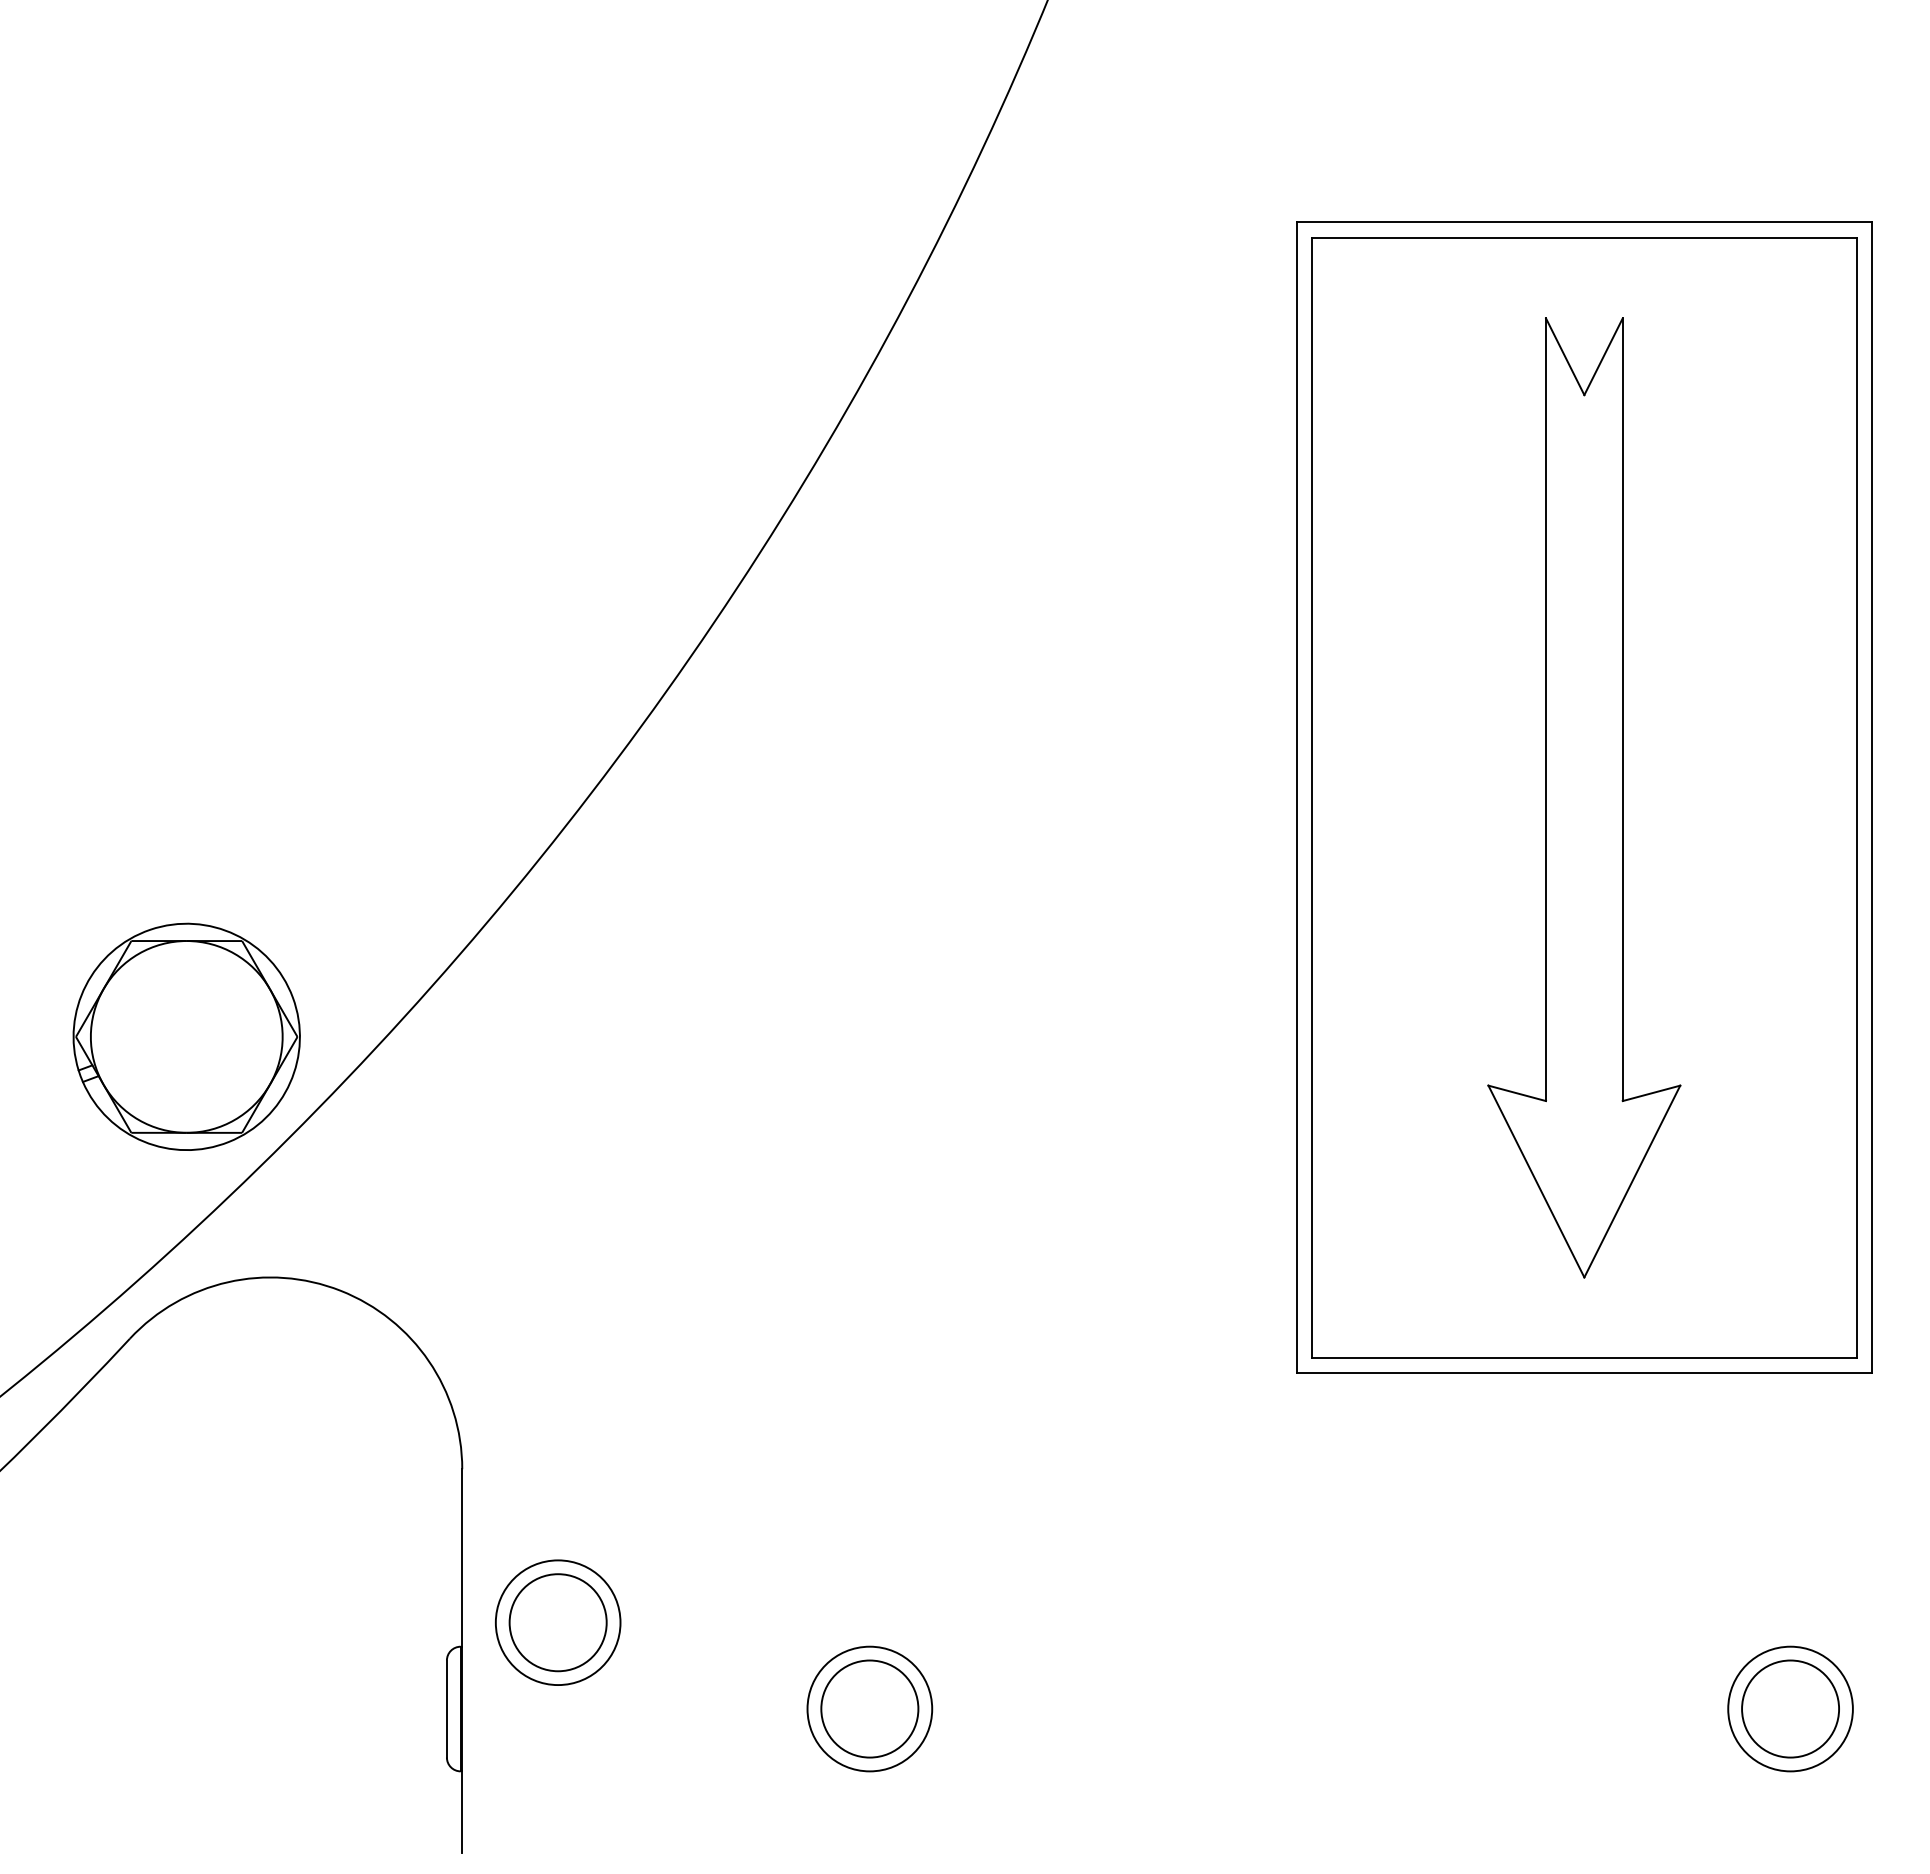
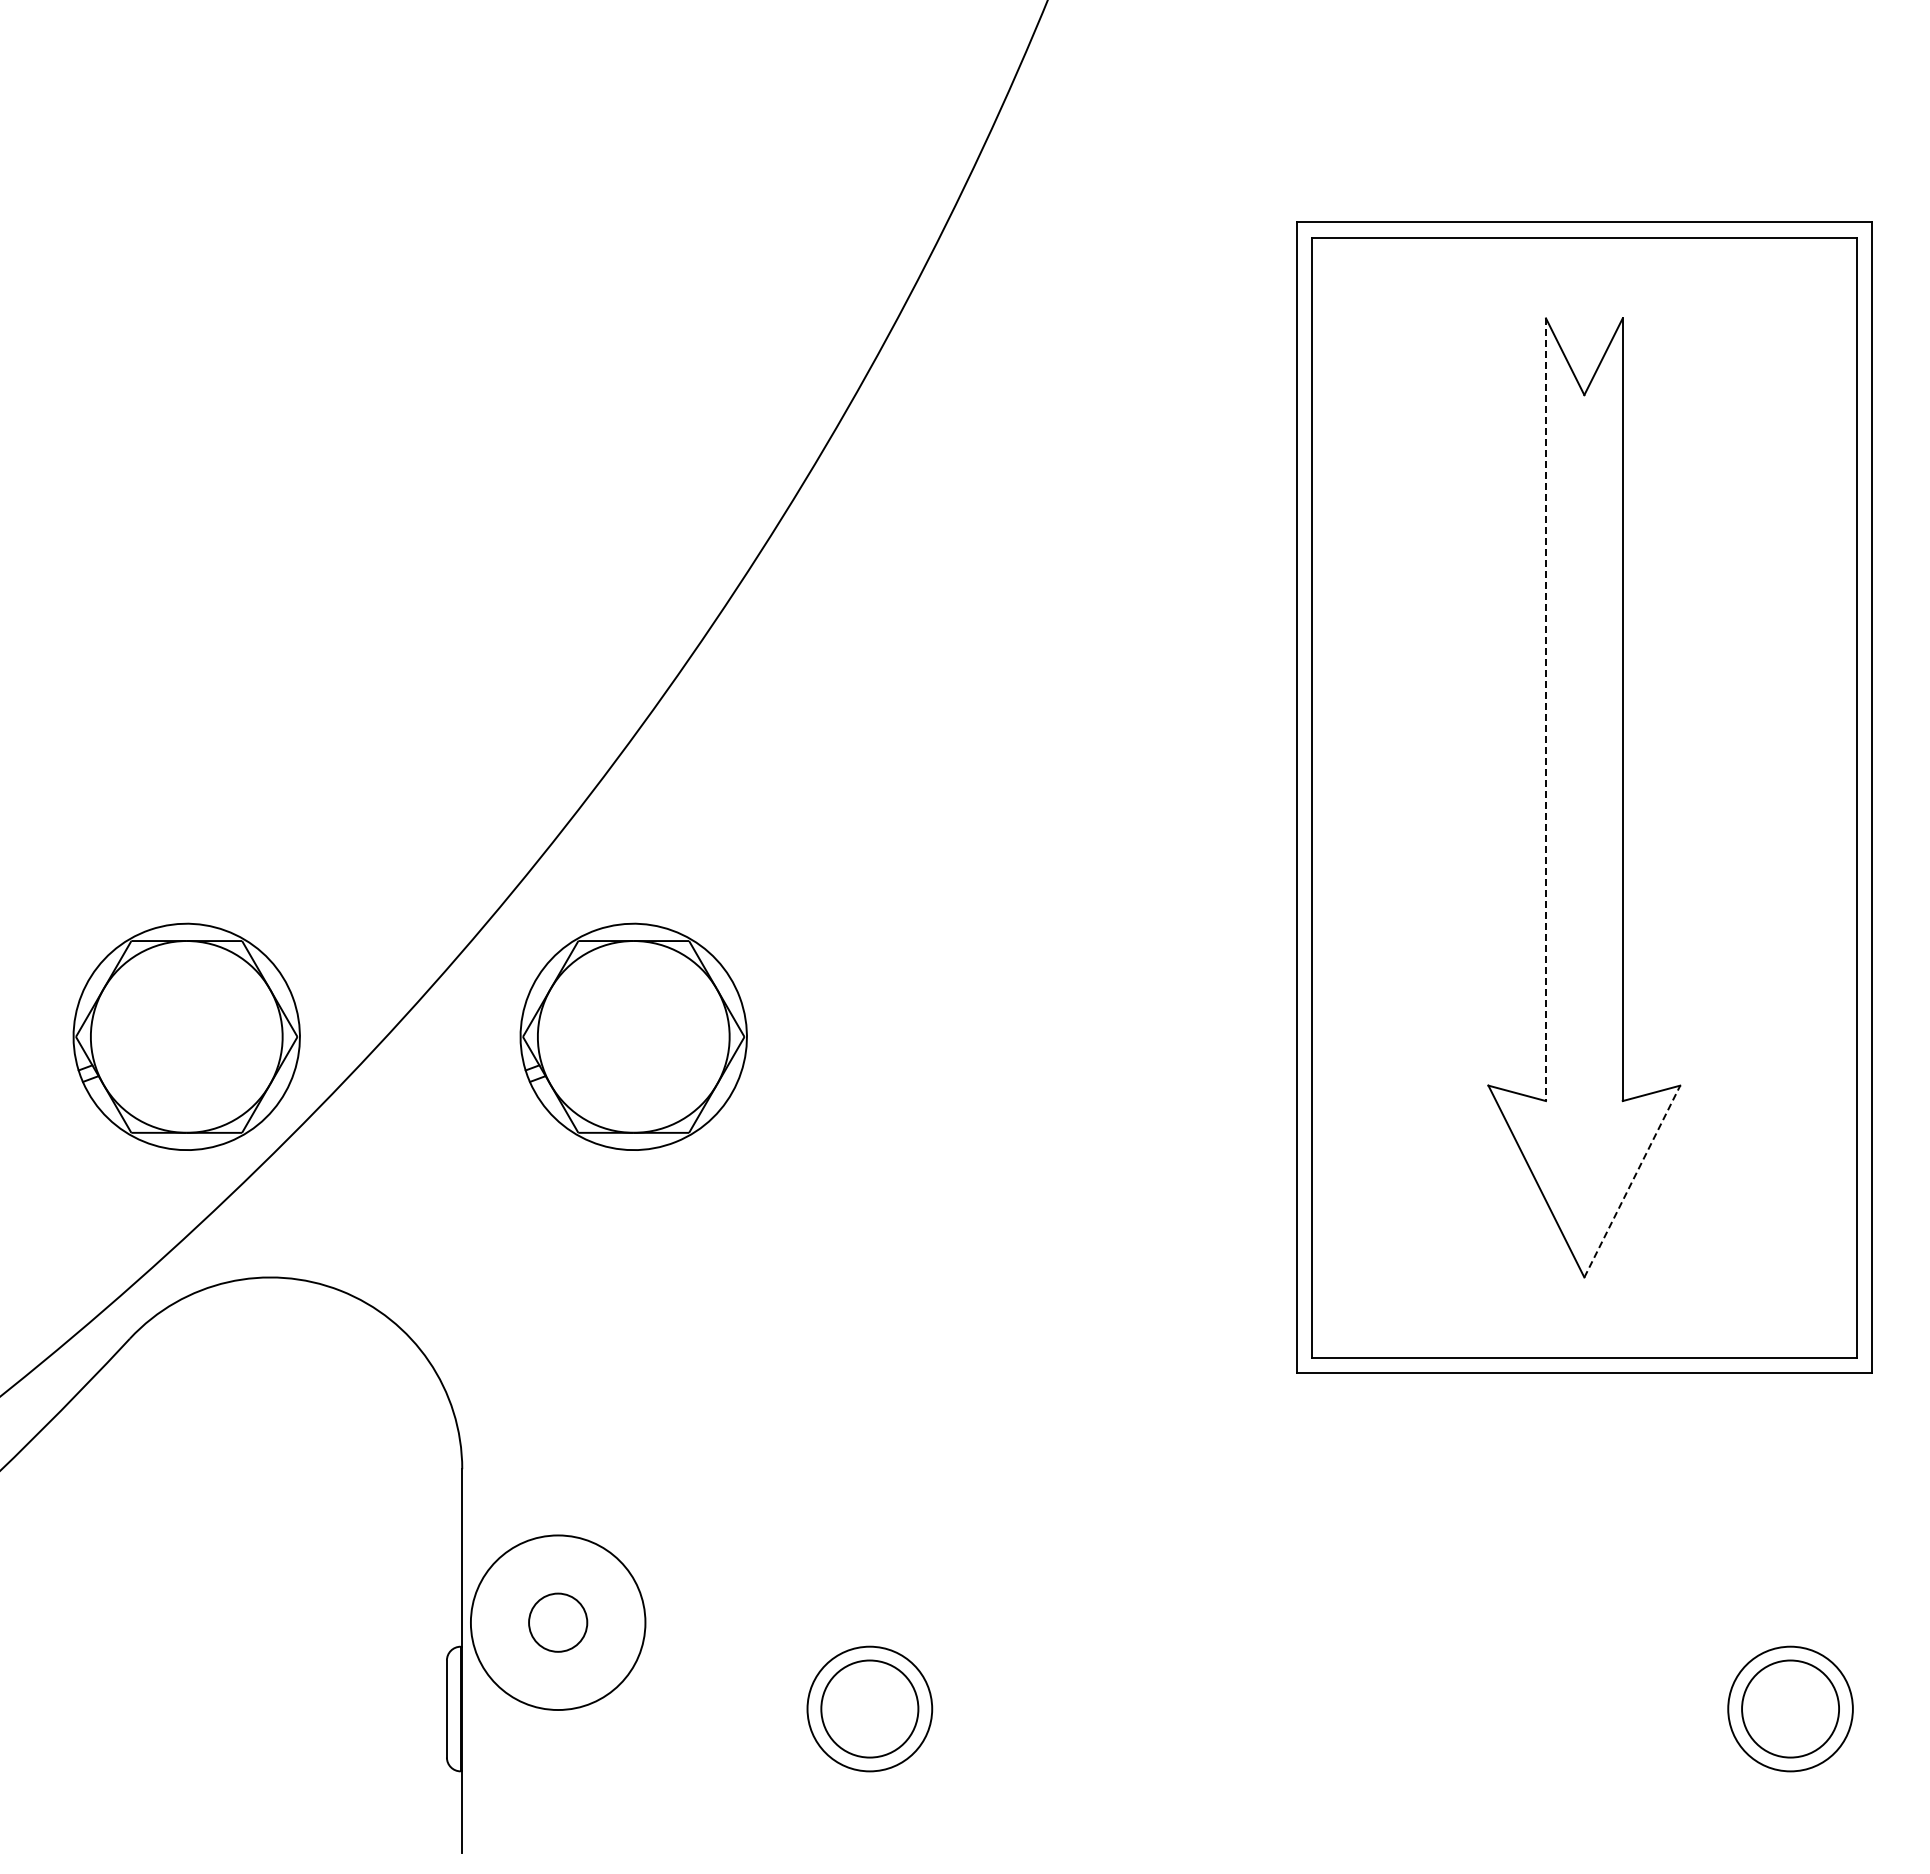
line: solid -> dashed (1546, 710)
part: none -> present (633, 1036)
line: solid -> dashed (1632, 1181)
circle diameter: 125 px -> 175 px (557, 1622)
circle diameter: 97 px -> 58 px (558, 1622)
